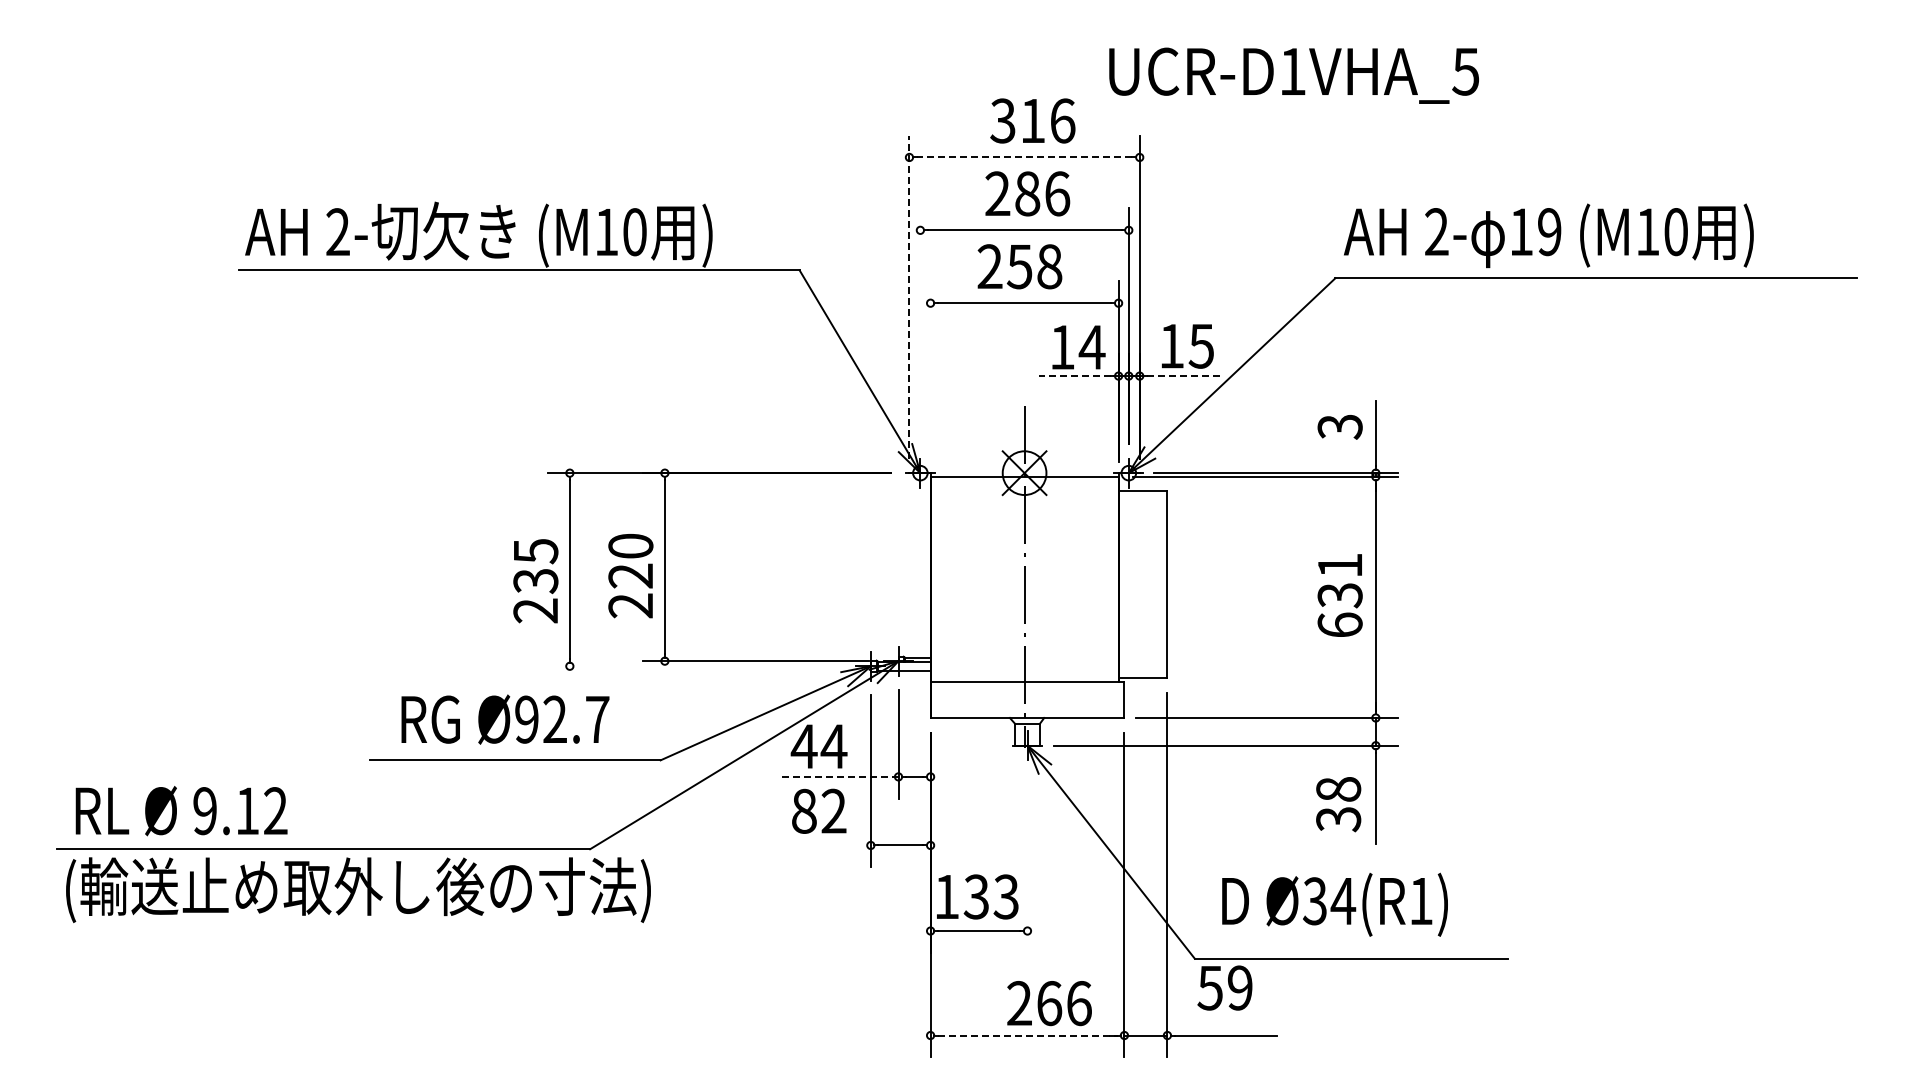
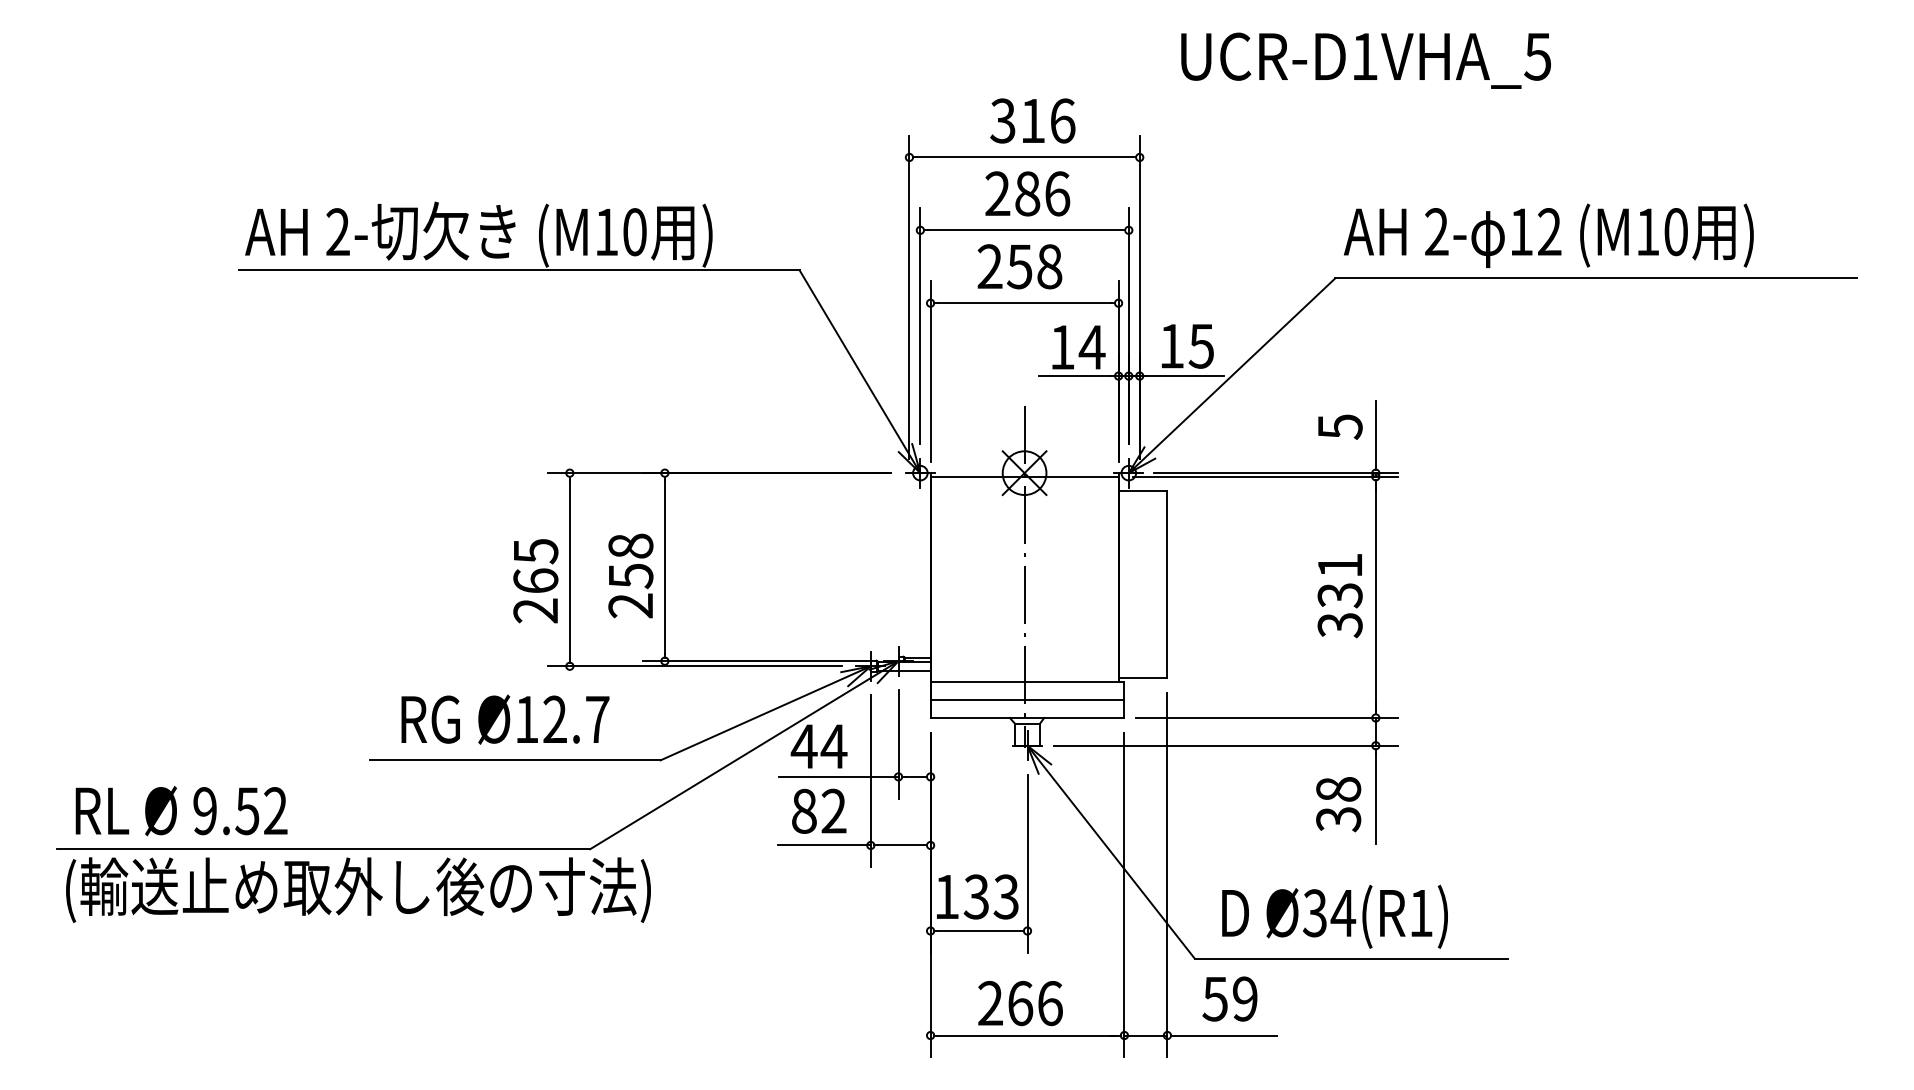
text position: (1293, 75) -> (1365, 60) (1365, 60)
line: dashed -> solid (1024, 157)
text: 19 -> 12 (1549, 232)
line: dashed -> solid (909, 296)
line: none -> present (920, 326)
line: none -> present (930, 371)
line: dashed -> solid (1074, 376)
line: dashed -> solid (1185, 376)
text: 3 -> 5 (1339, 426)
text: 220 -> 258 (630, 561)
text: 235 -> 265 (535, 581)
text: 631 -> 331 (1339, 625)
line: none -> present (694, 666)
line: none -> present (1027, 699)
text: Ø92.7 -> Ø12.7 (526, 719)
line: dashed -> solid (838, 776)
text: 9.12 -> 9.52 (247, 811)
line: none -> present (824, 845)
line: none -> present (1027, 863)
text position: (1334, 904) -> (1334, 916) (1334, 916)
text position: (1224, 987) -> (1229, 998) (1229, 998)
text position: (1049, 1003) -> (1020, 1003) (1020, 1003)
line: dashed -> solid (1027, 1035)
